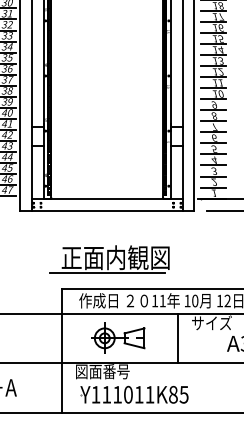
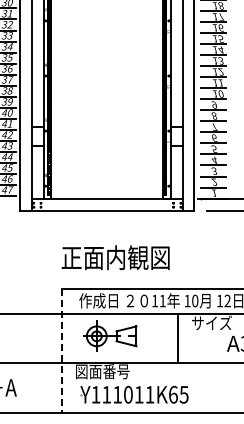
line: present -> none (106, 272)
part position: (118, 337) -> (110, 335) (110, 335)
line: solid -> dashed (61, 350)
text: Y111011K85 -> Y111011K65 (173, 394)
